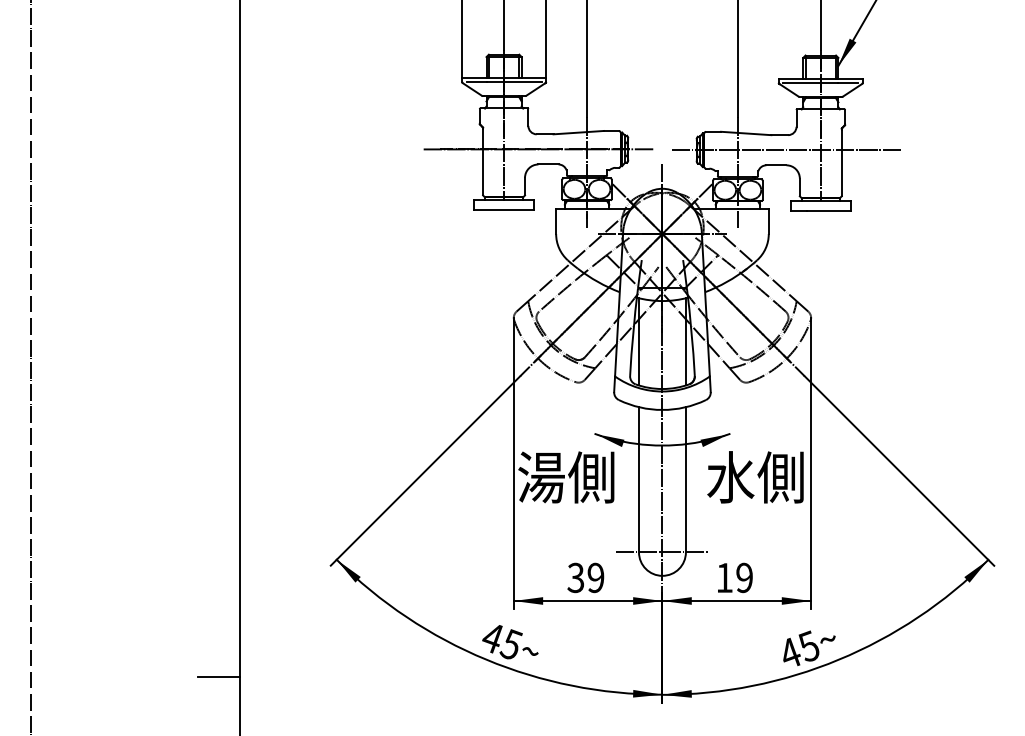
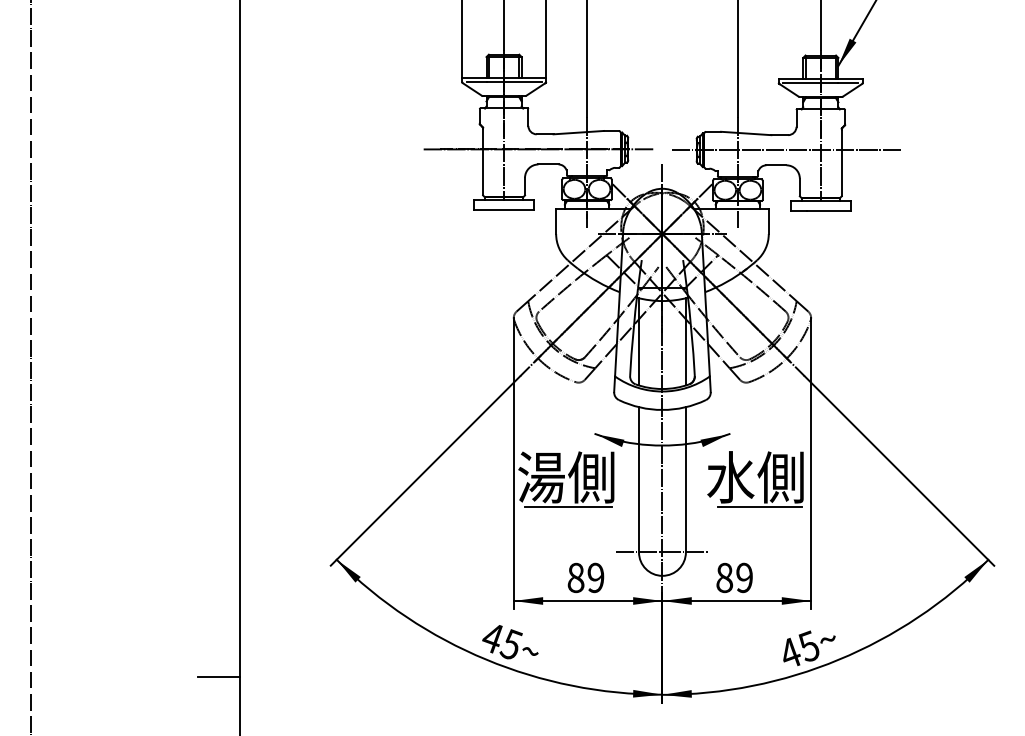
line: none -> present (568, 507)
line: none -> present (759, 507)
text: 39 -> 89 (575, 577)
text: 19 -> 89 (724, 577)
